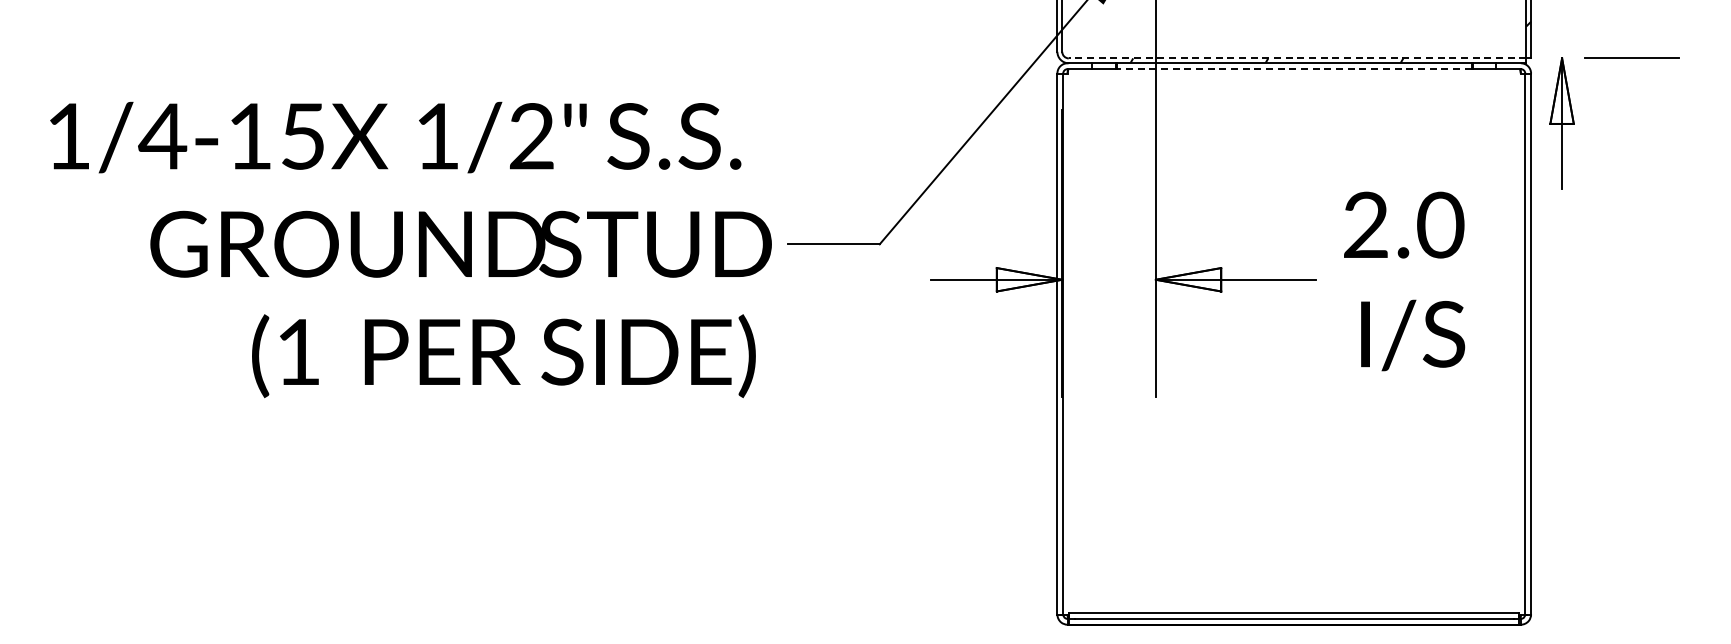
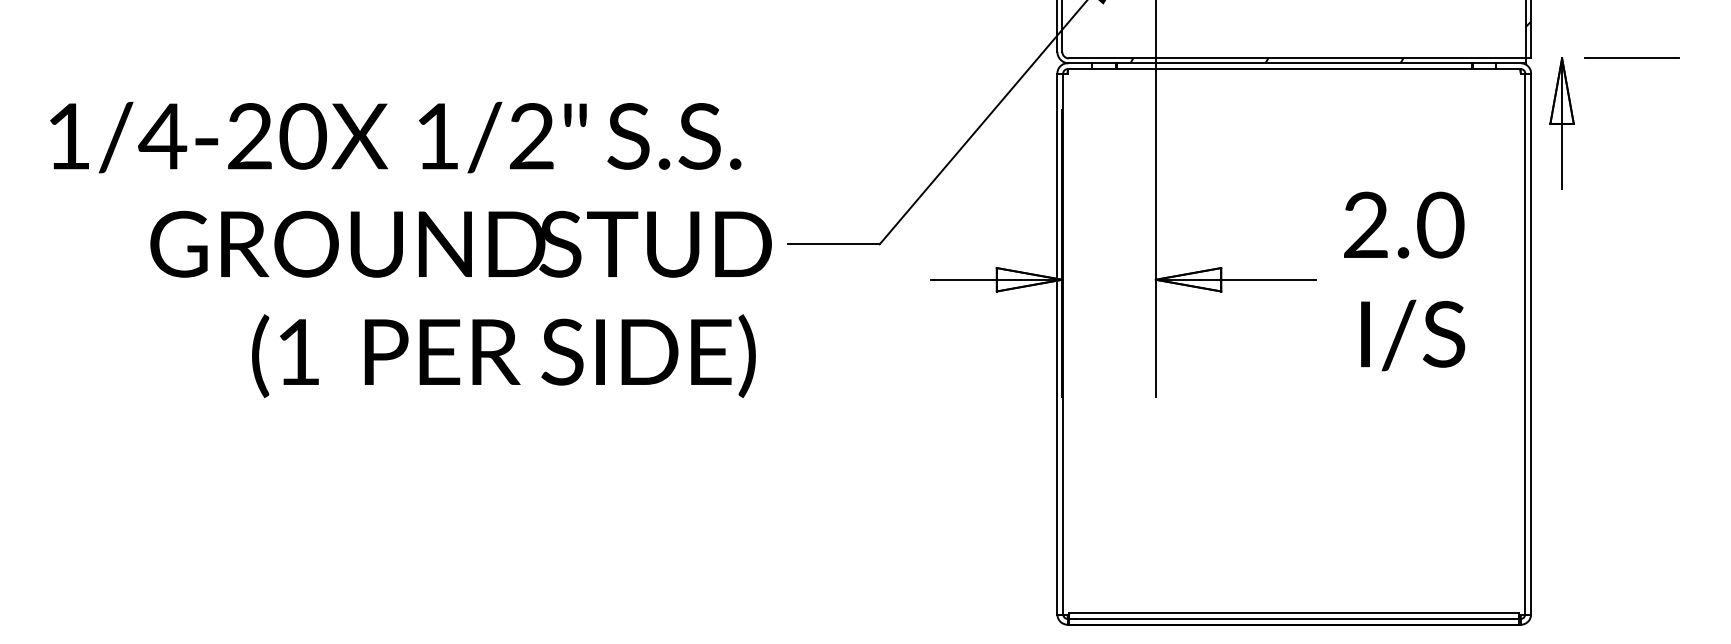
line: dashed -> solid (1297, 58)
line: dashed -> solid (1293, 69)
text: 1/4-15 -> 1/4-20 (277, 136)
